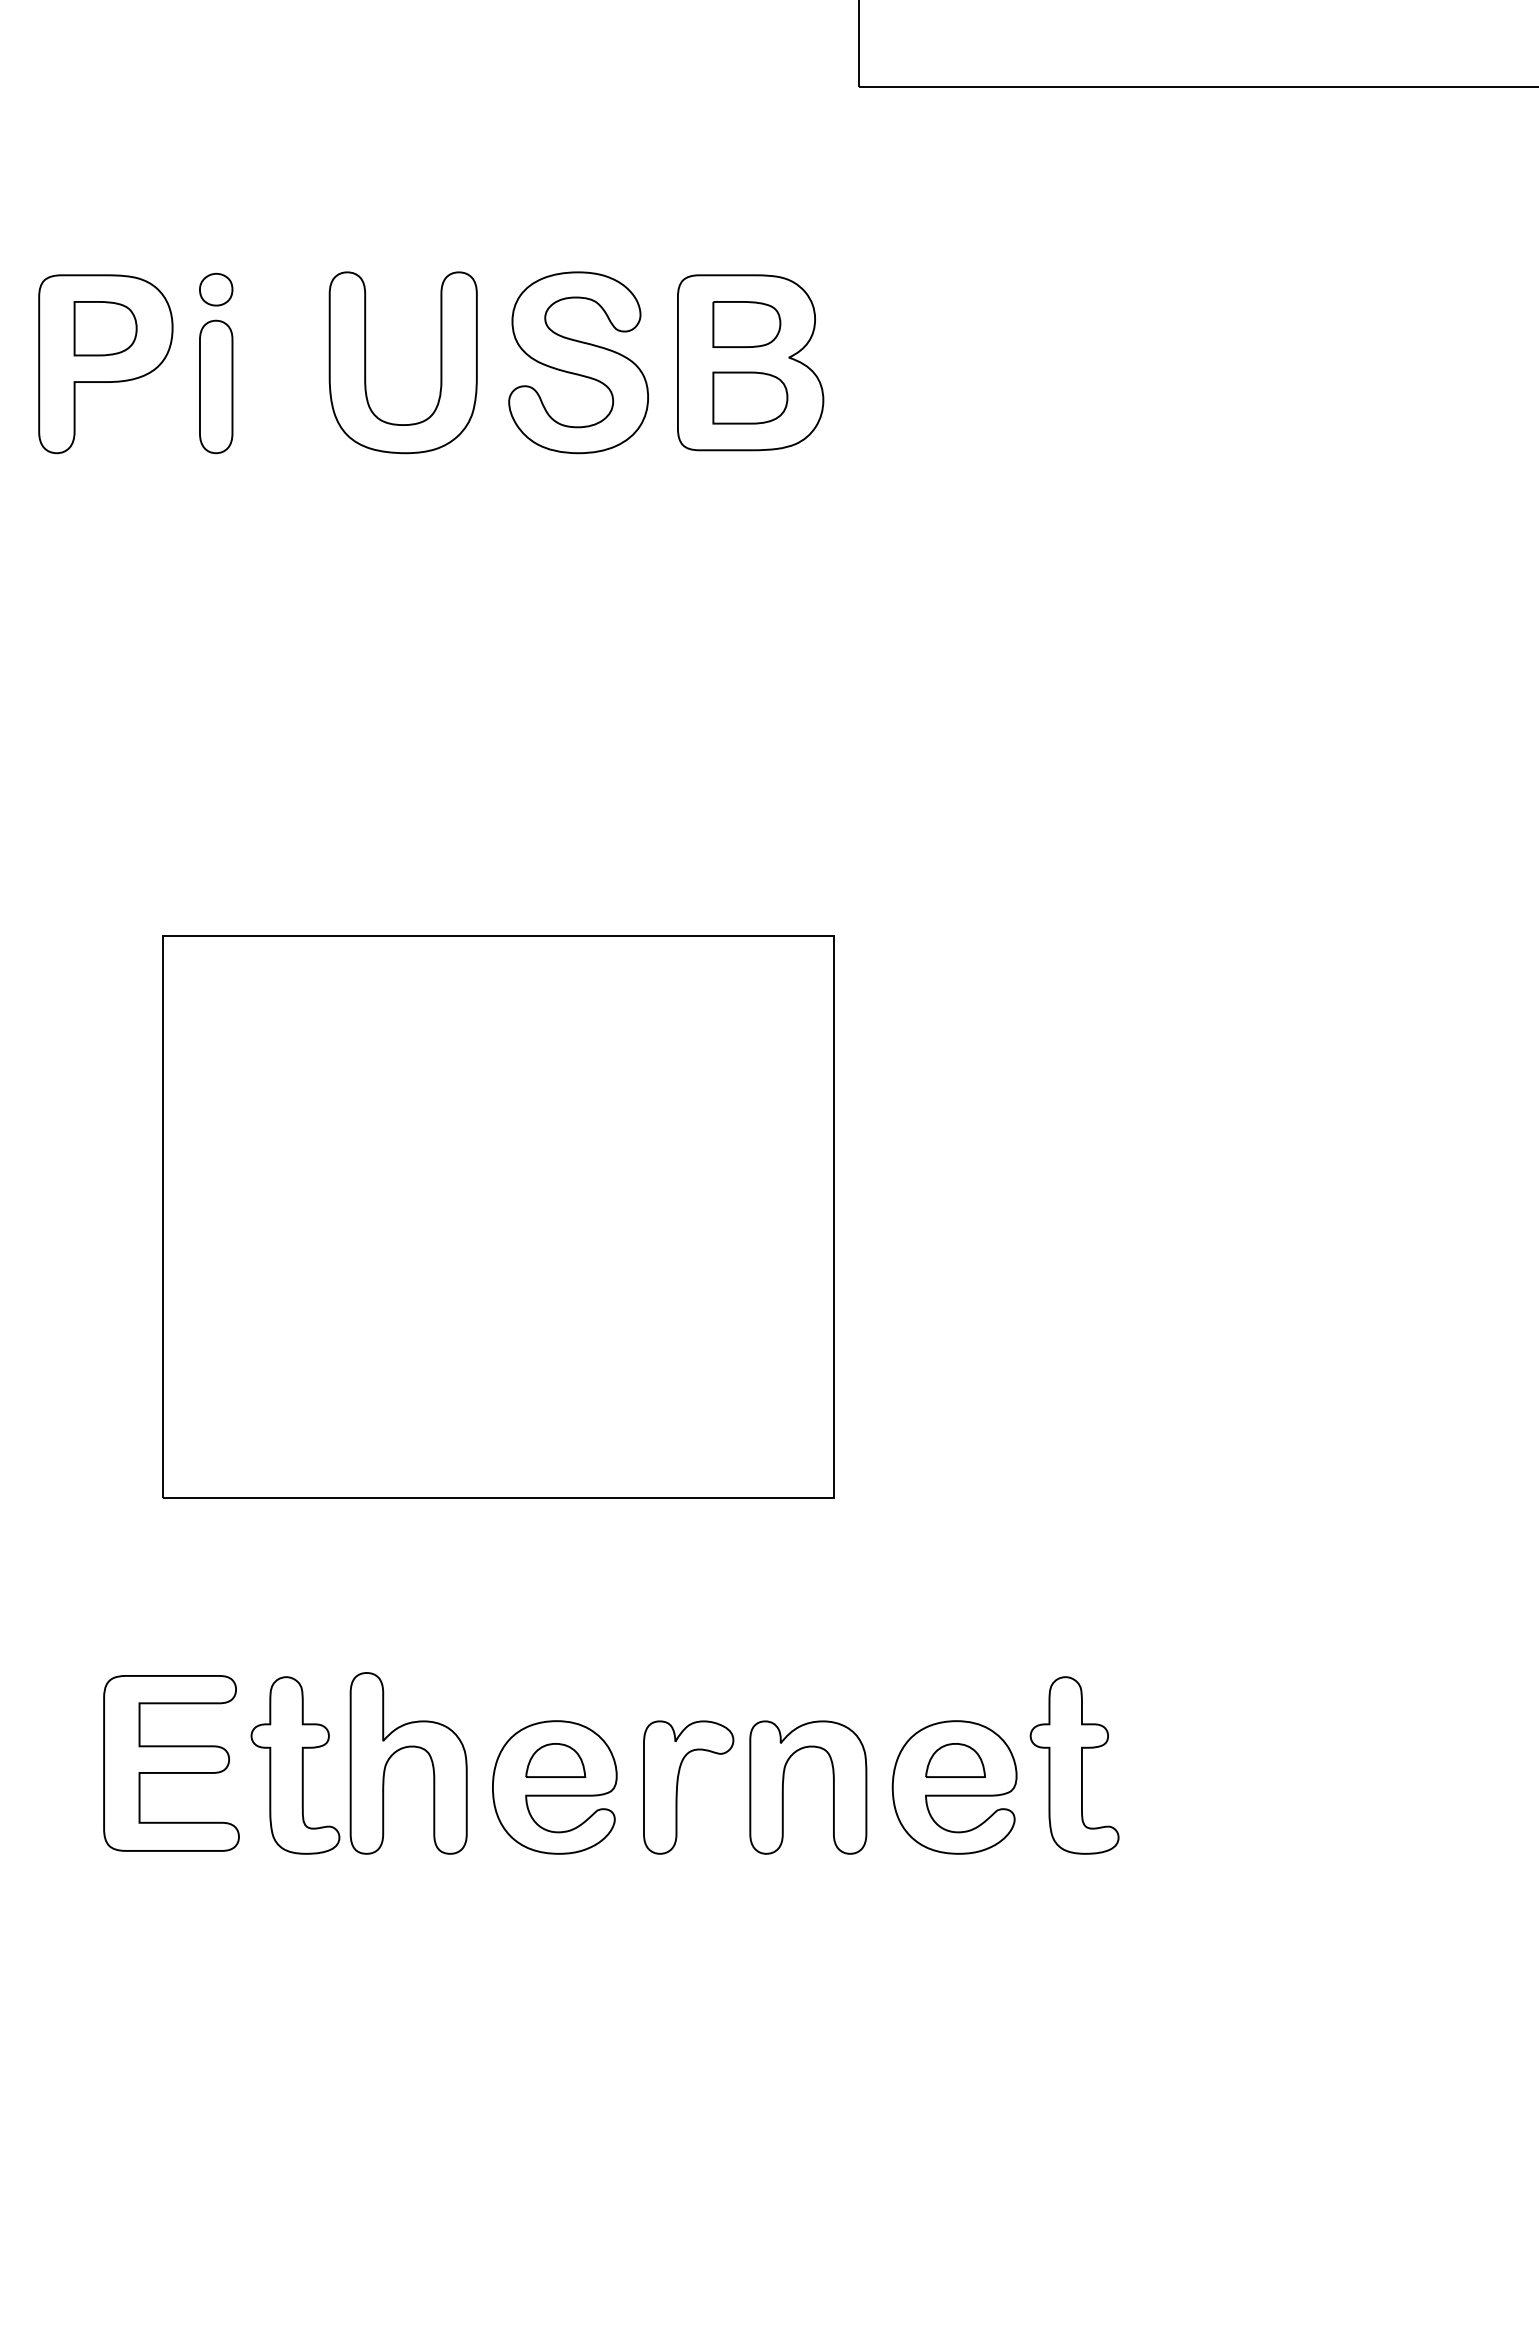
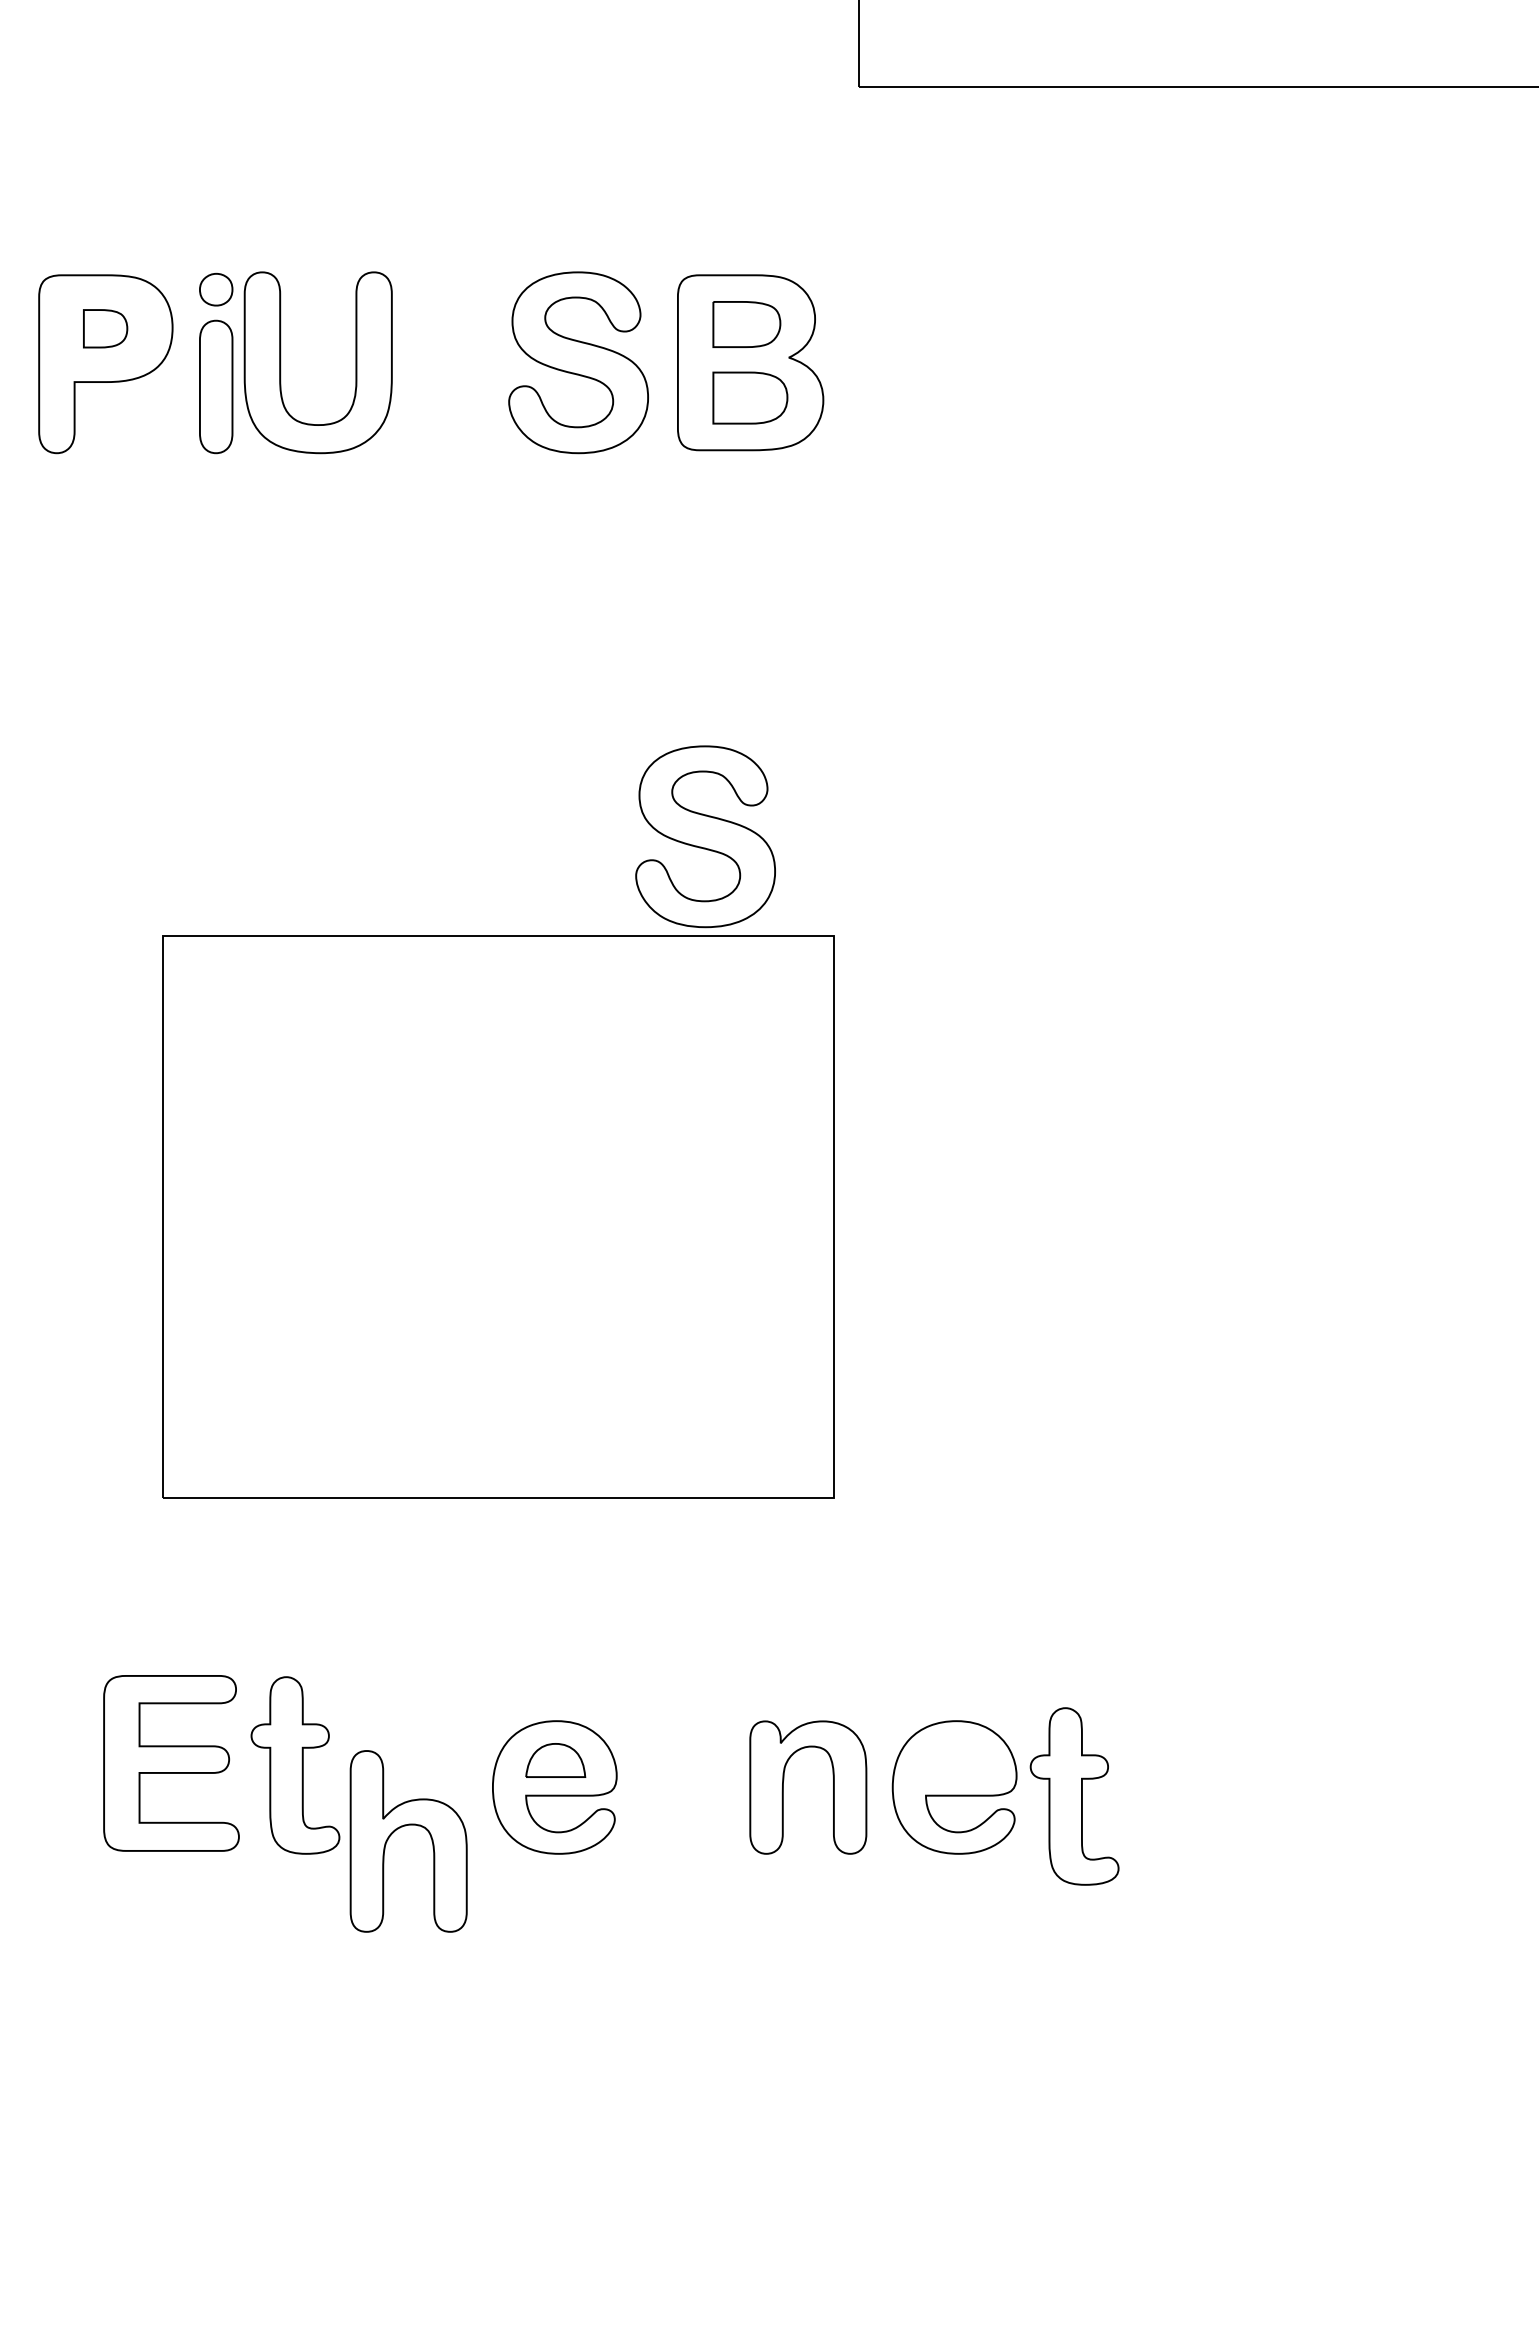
part size: 65x56 px -> 46x40 px (105, 328)
part position: (366, 362) -> (281, 362) (281, 362)
part: none -> present (705, 836)
part position: (402, 1749) -> (402, 1827) (402, 1827)
part: present -> none (955, 1760)
part position: (1074, 1765) -> (1074, 1796) (1074, 1796)
part: present -> none (678, 1785)
